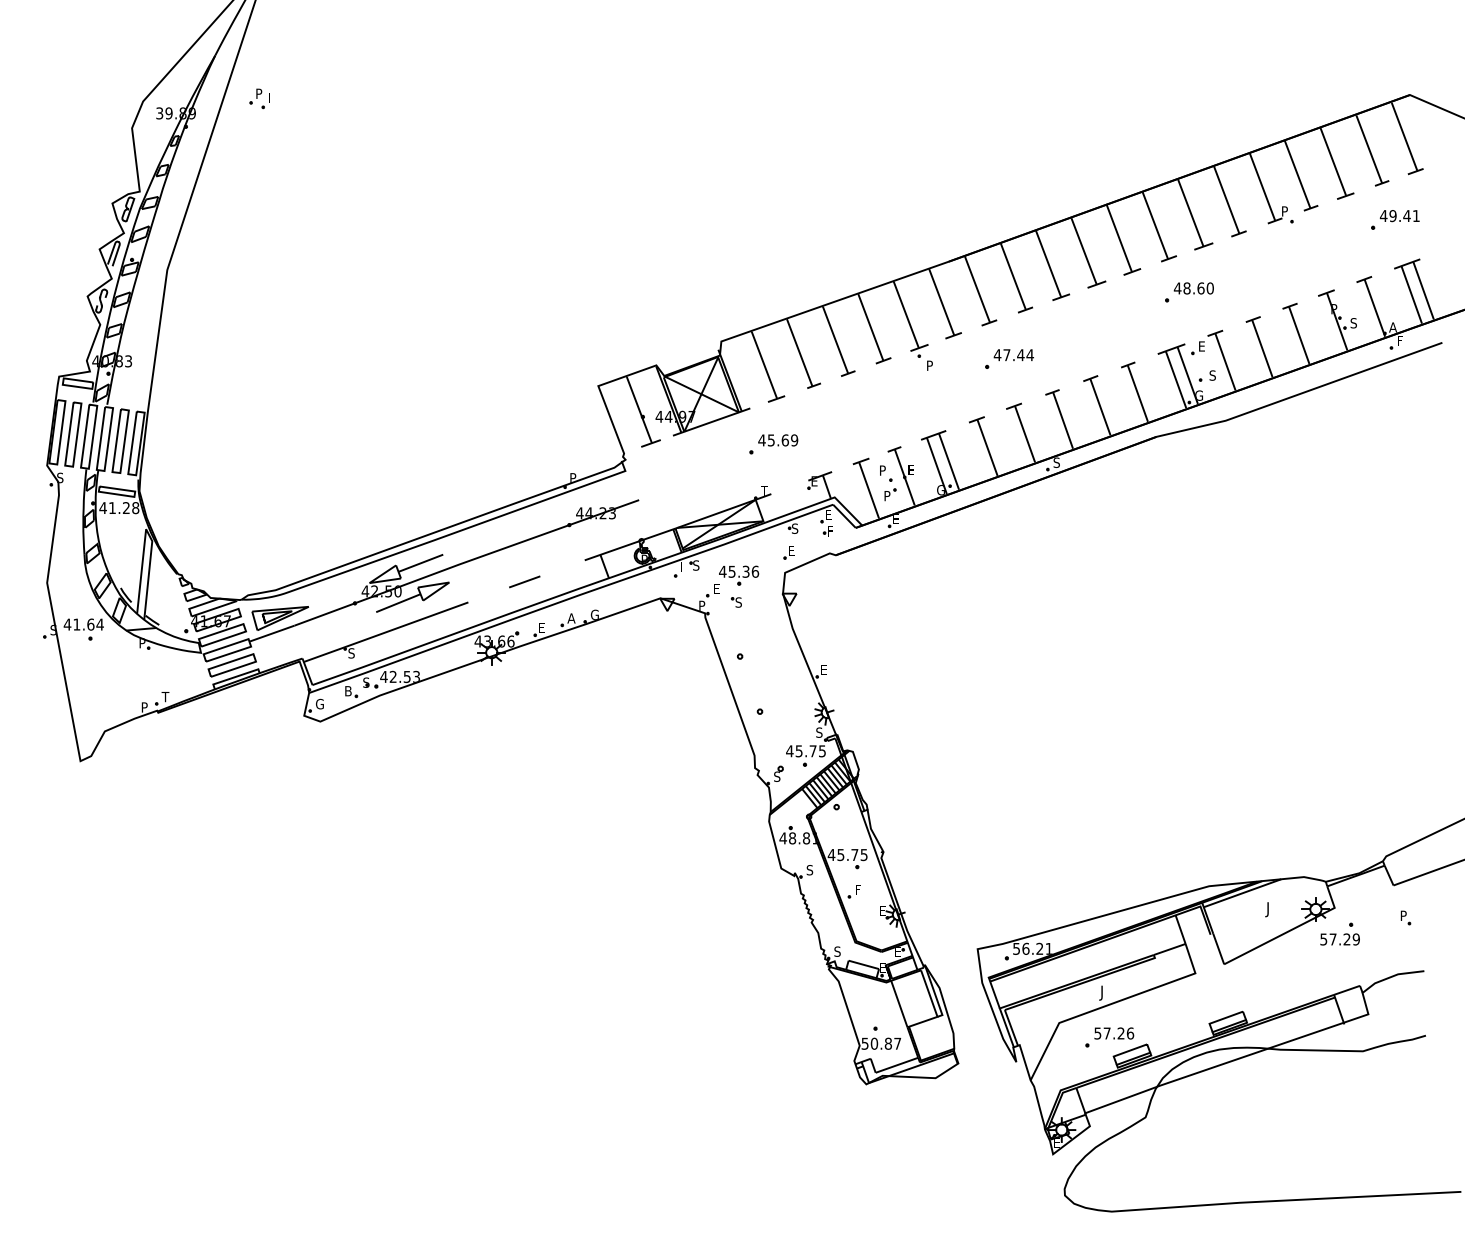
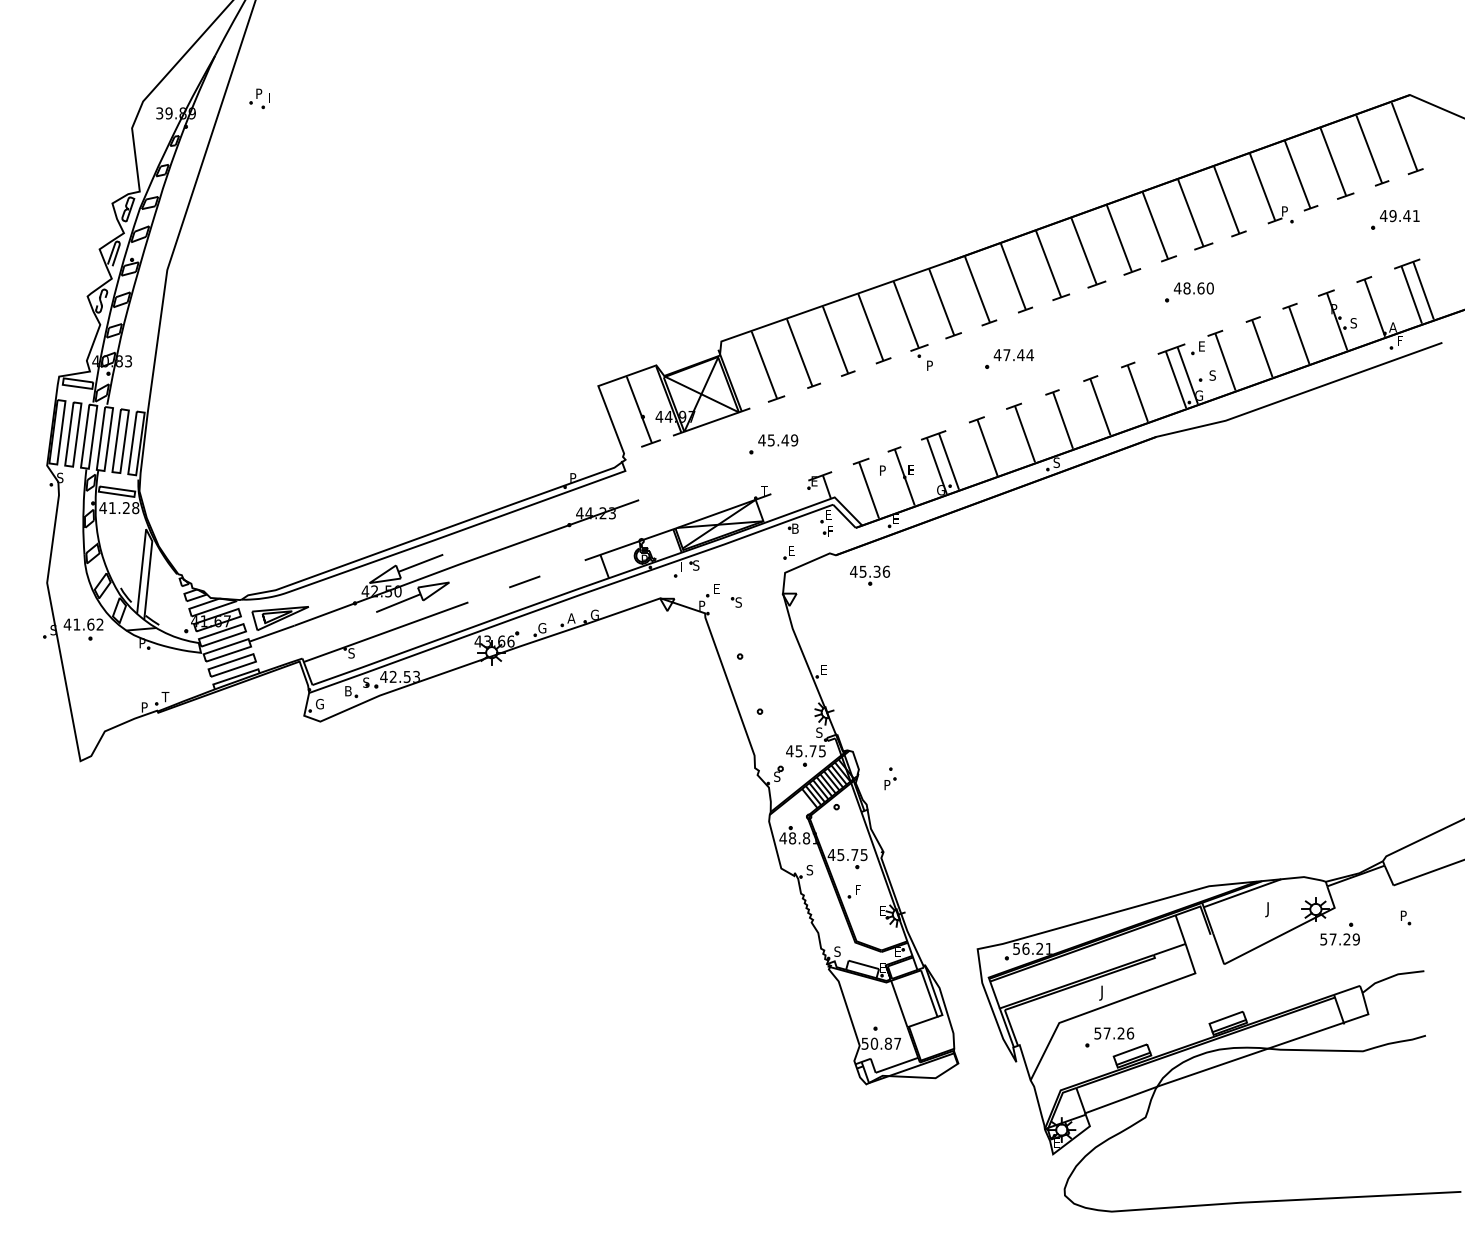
text: 45.69 -> 45.49 (784, 440)
part position: (890, 489) -> (890, 778) (890, 778)
text: S -> B (795, 528)
part position: (739, 575) -> (870, 575) (870, 575)
text: 41.64 -> 41.62 (99, 624)
text: E -> G (542, 628)
